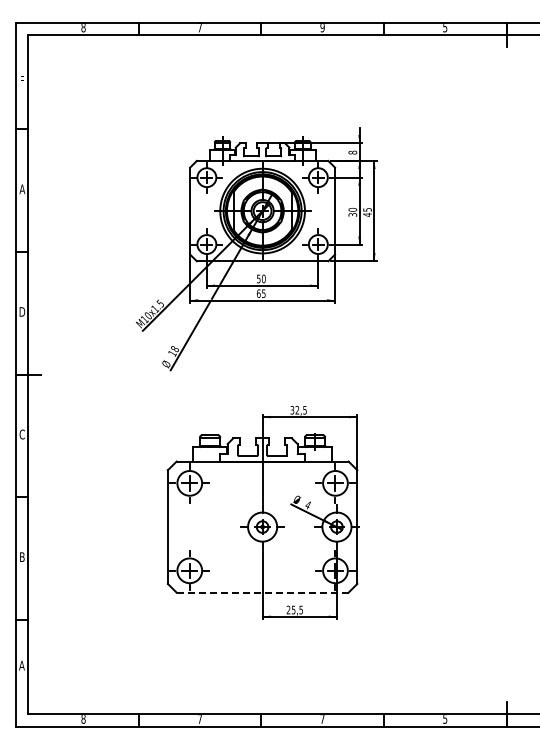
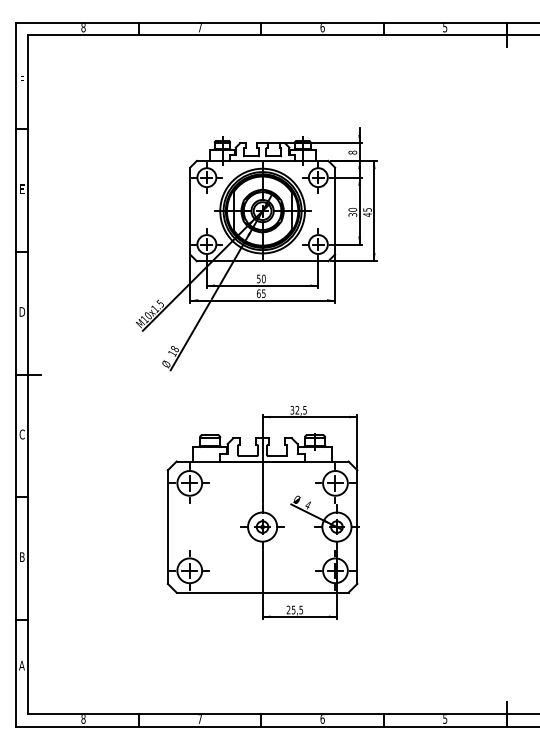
text: 9 -> 6 (322, 28)
text: A -> E (22, 189)
line: dashed -> solid (262, 592)
text: 7 -> 6 (322, 719)
